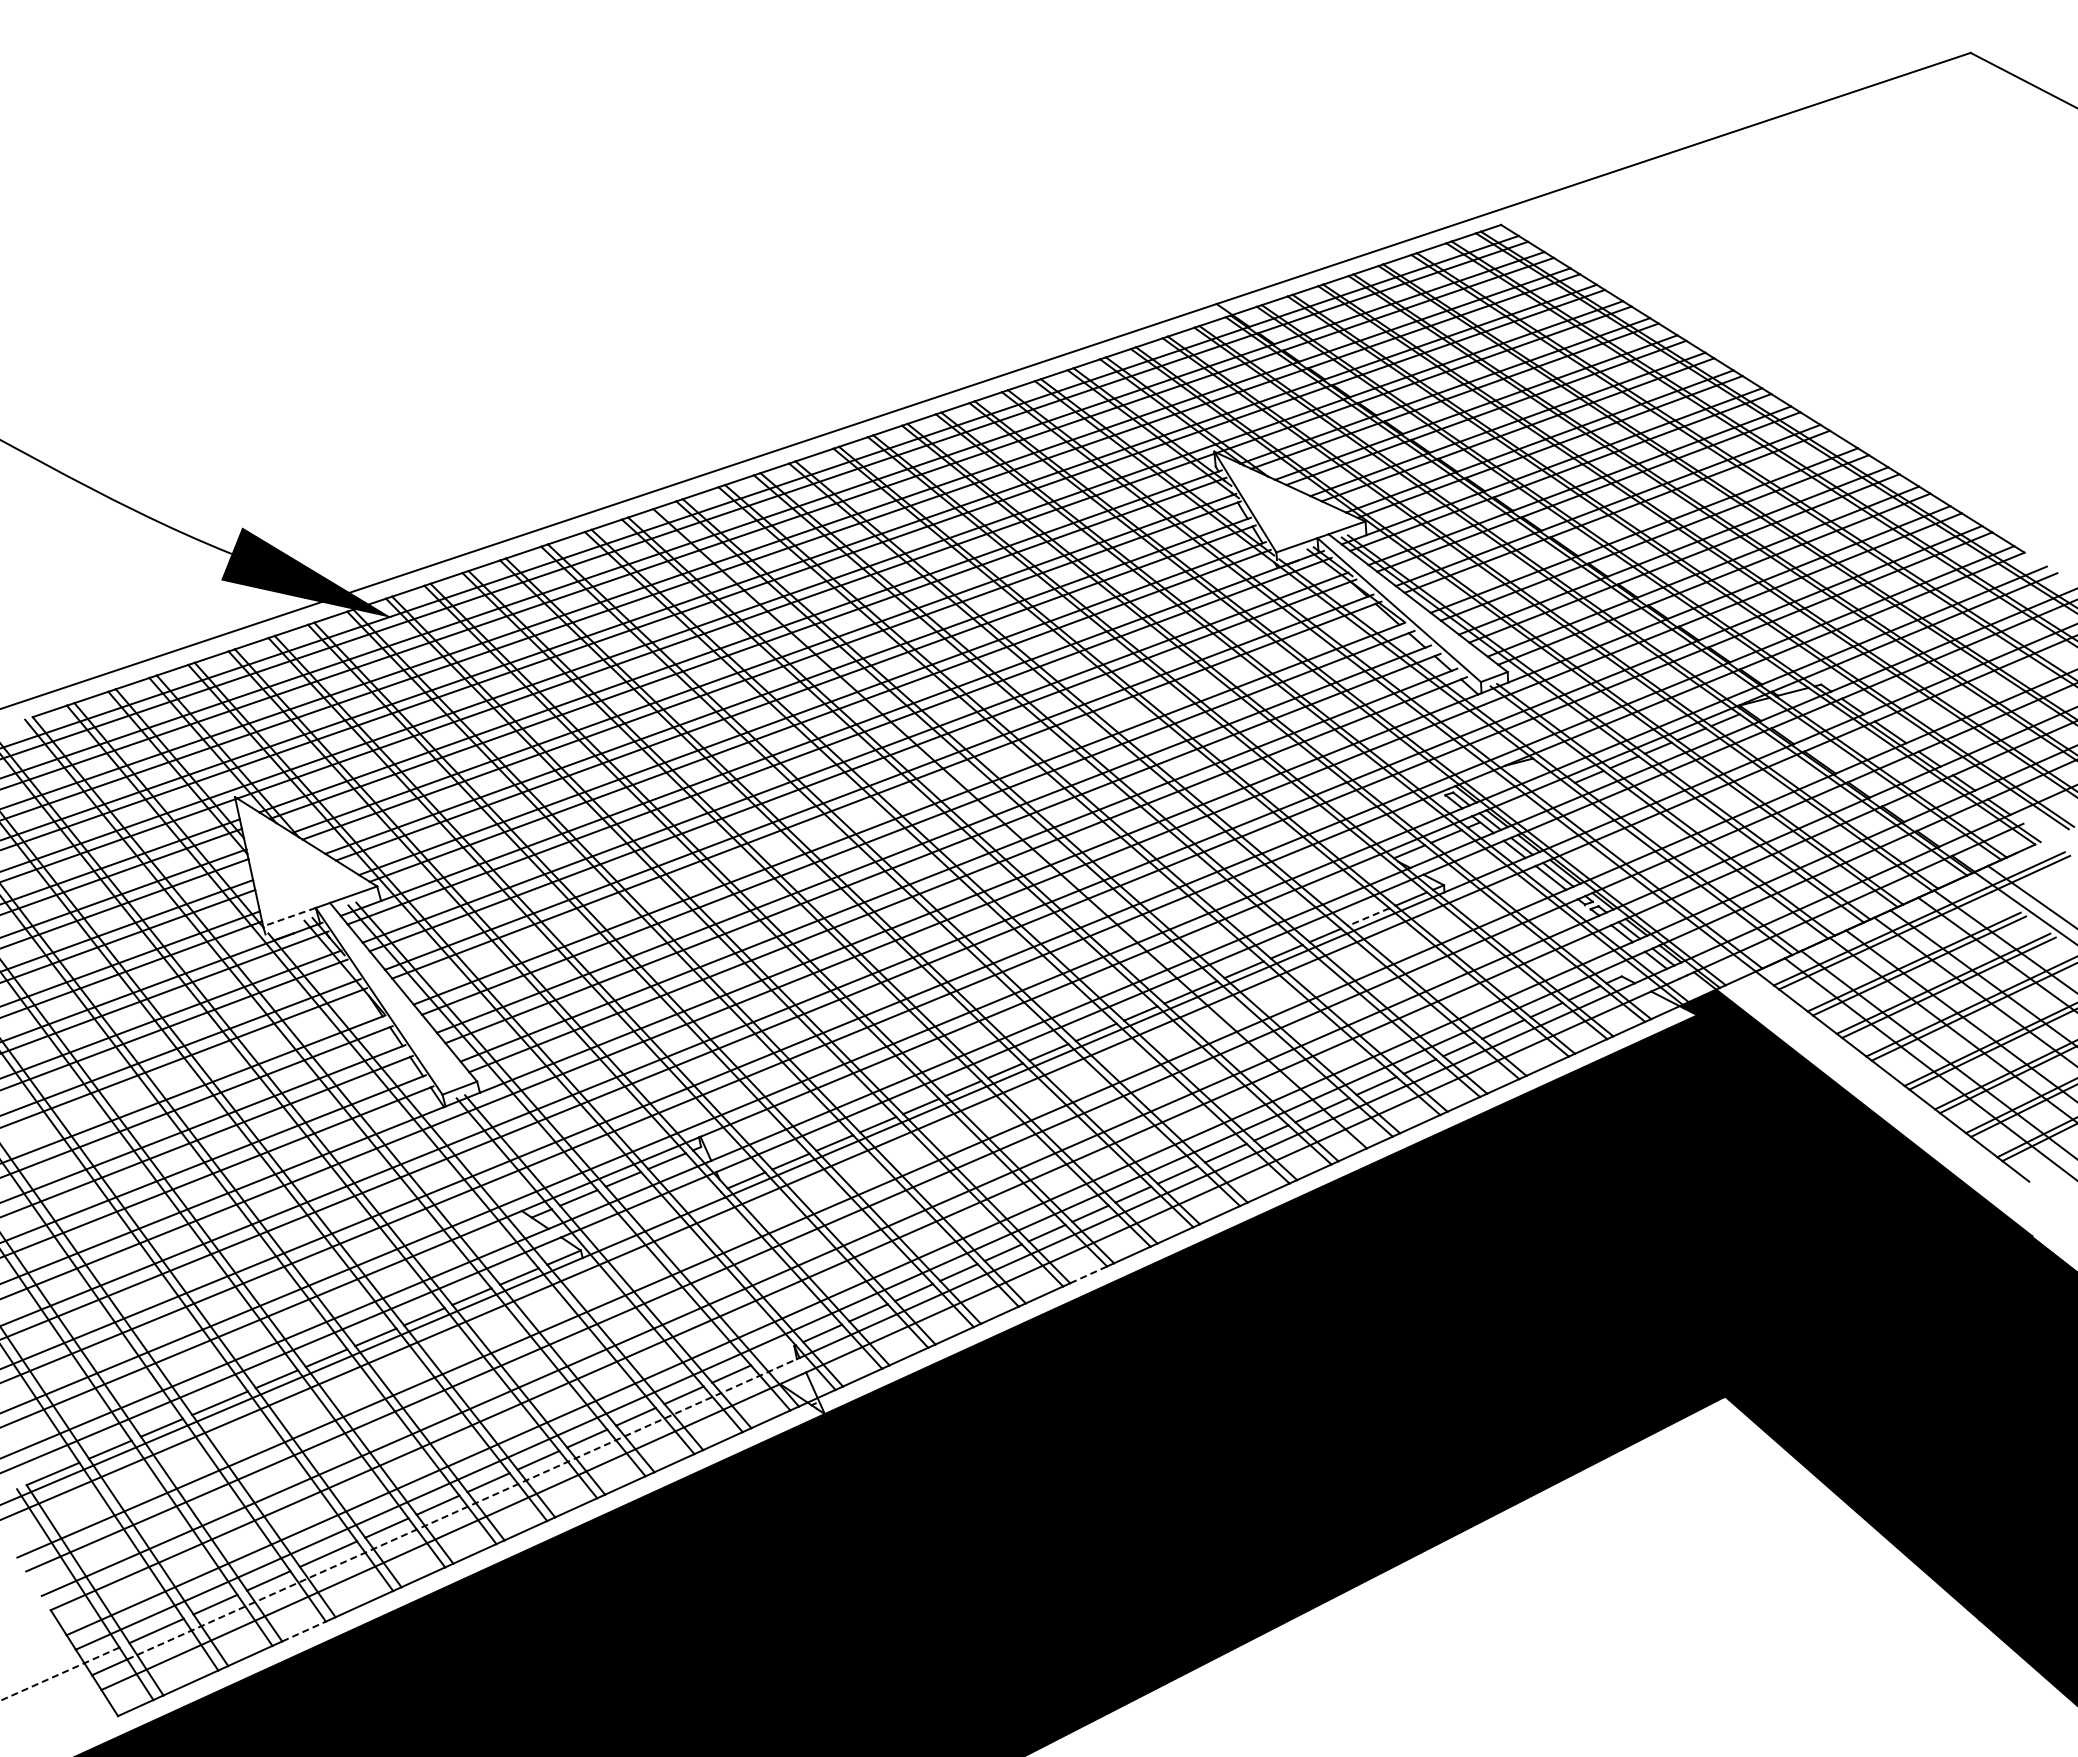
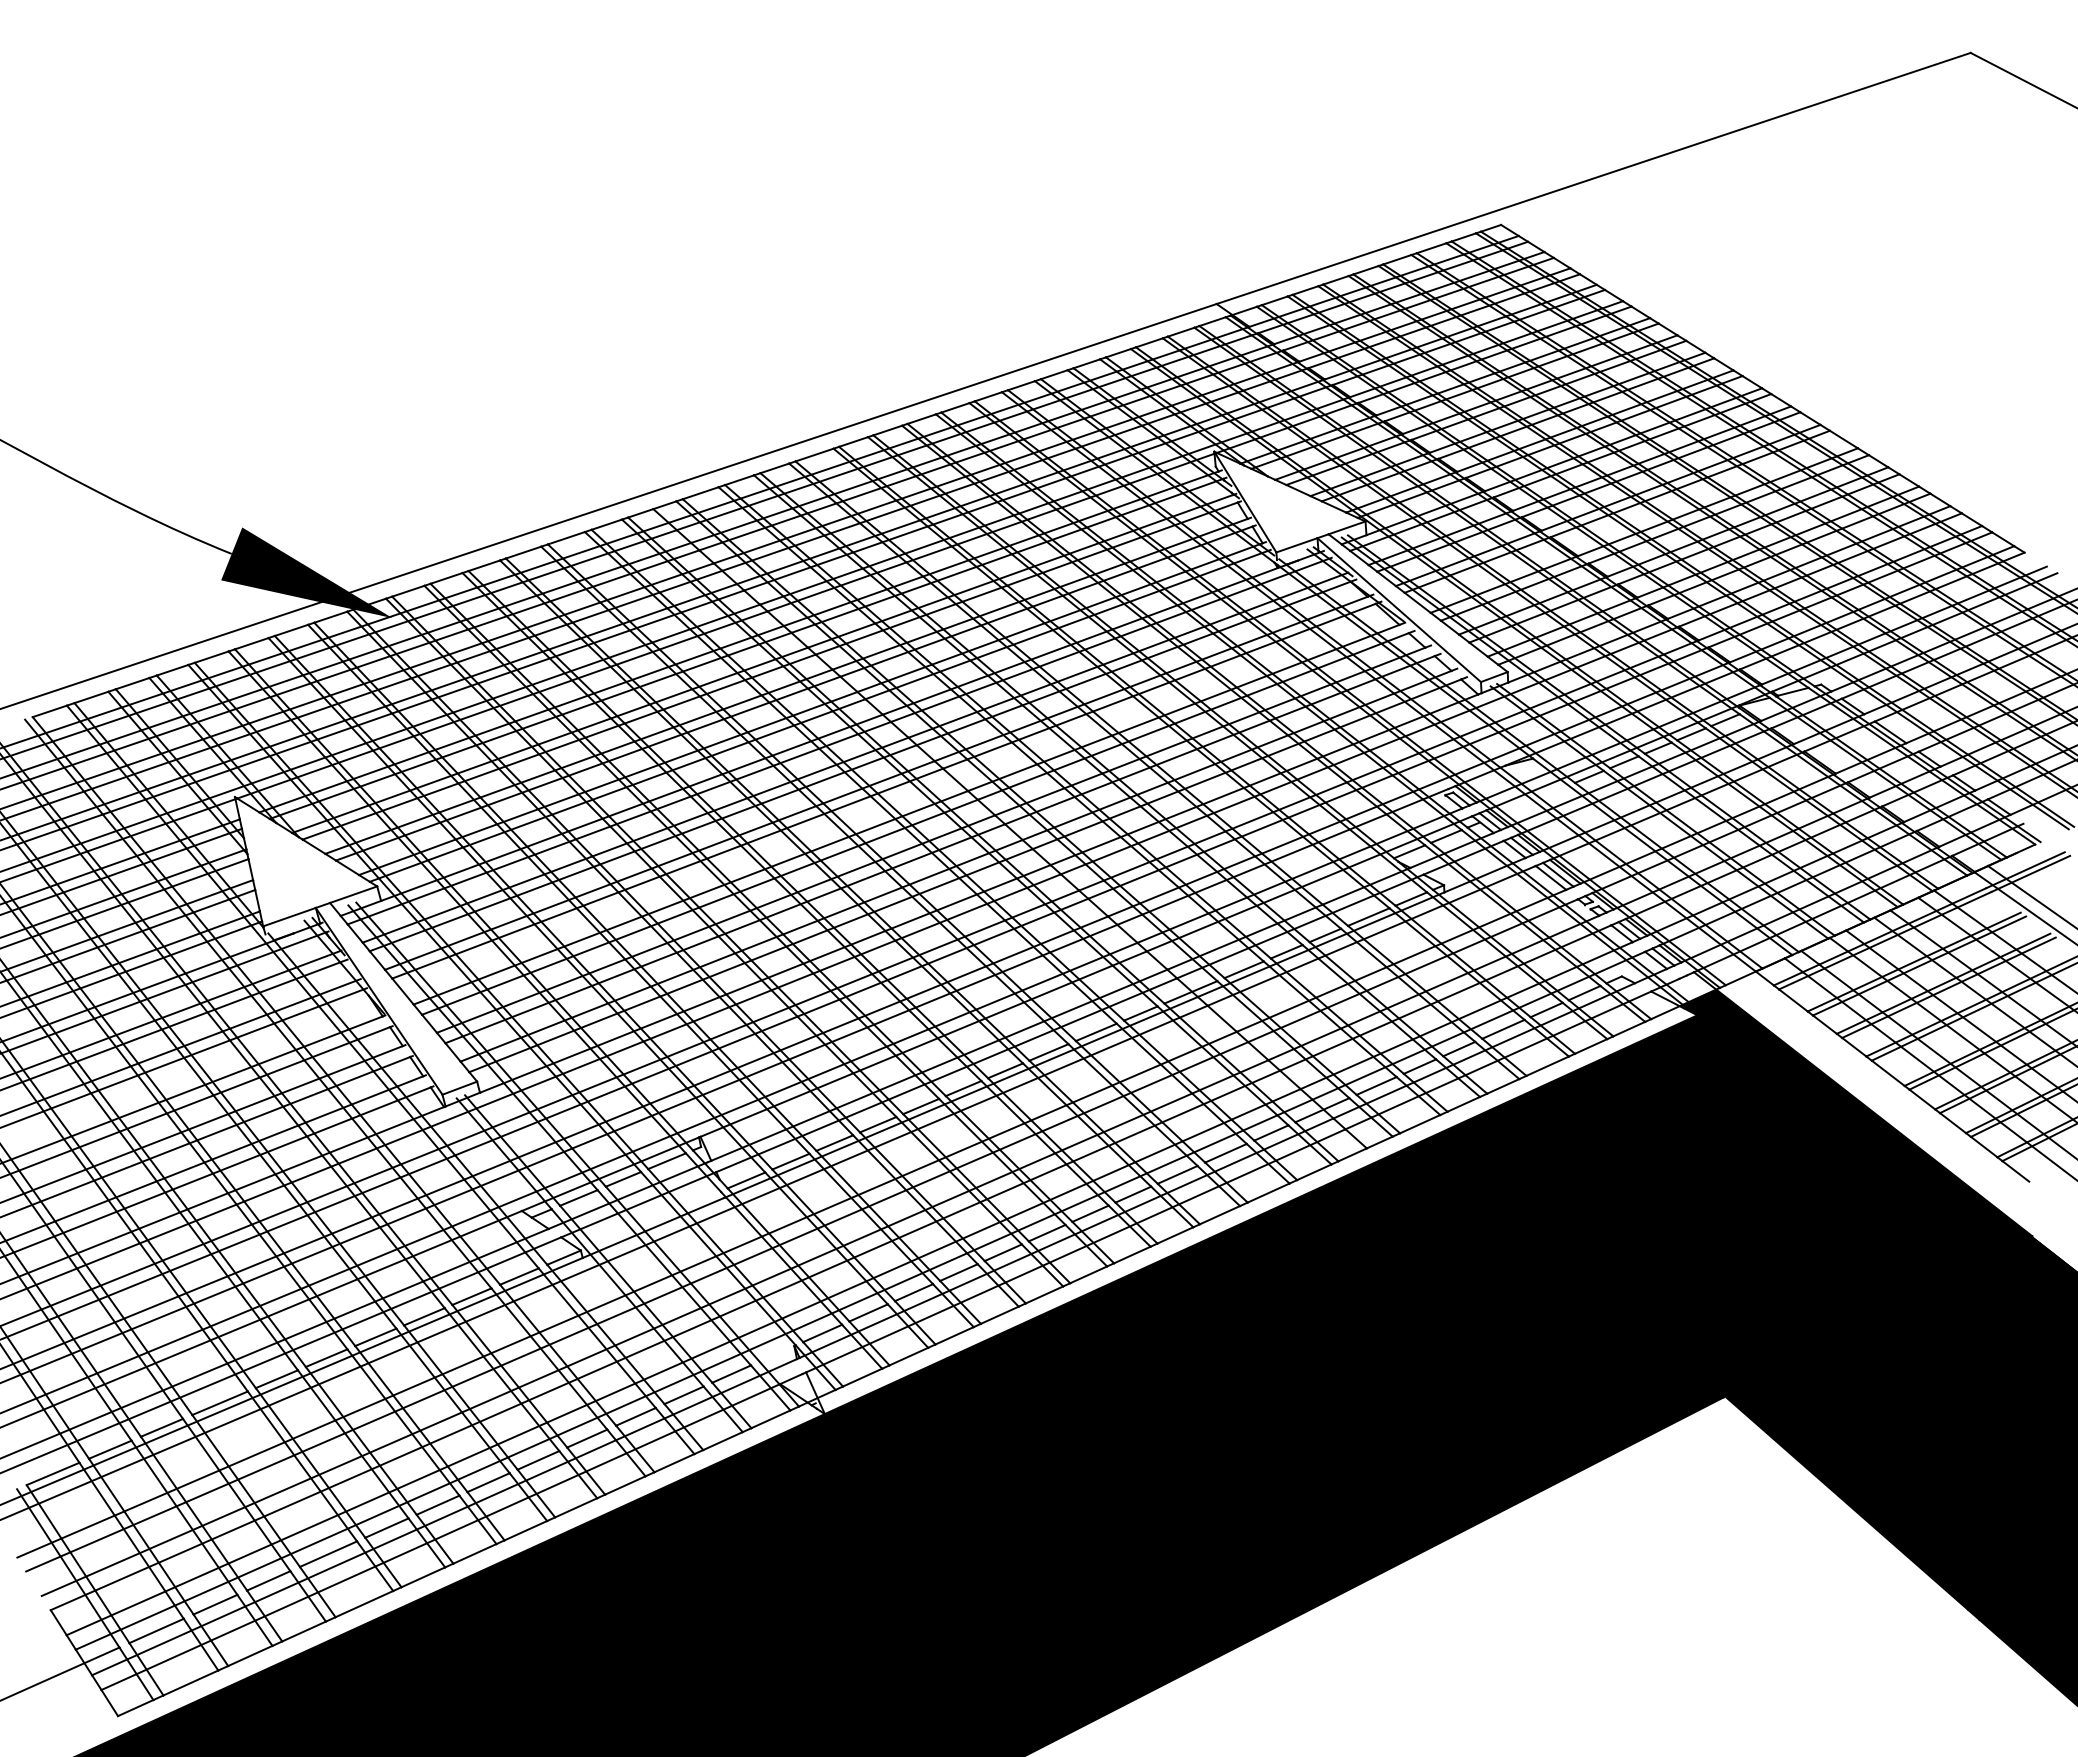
line: dashed -> solid (289, 917)
line: dashed -> solid (1368, 917)
line: dashed -> solid (1089, 1274)
line: dashed -> solid (462, 1509)
line: dashed -> solid (304, 1631)
line: dashed -> solid (59, 1674)
